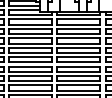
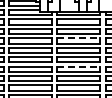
line: solid -> dashed (78, 38)
line: solid -> dashed (78, 66)
